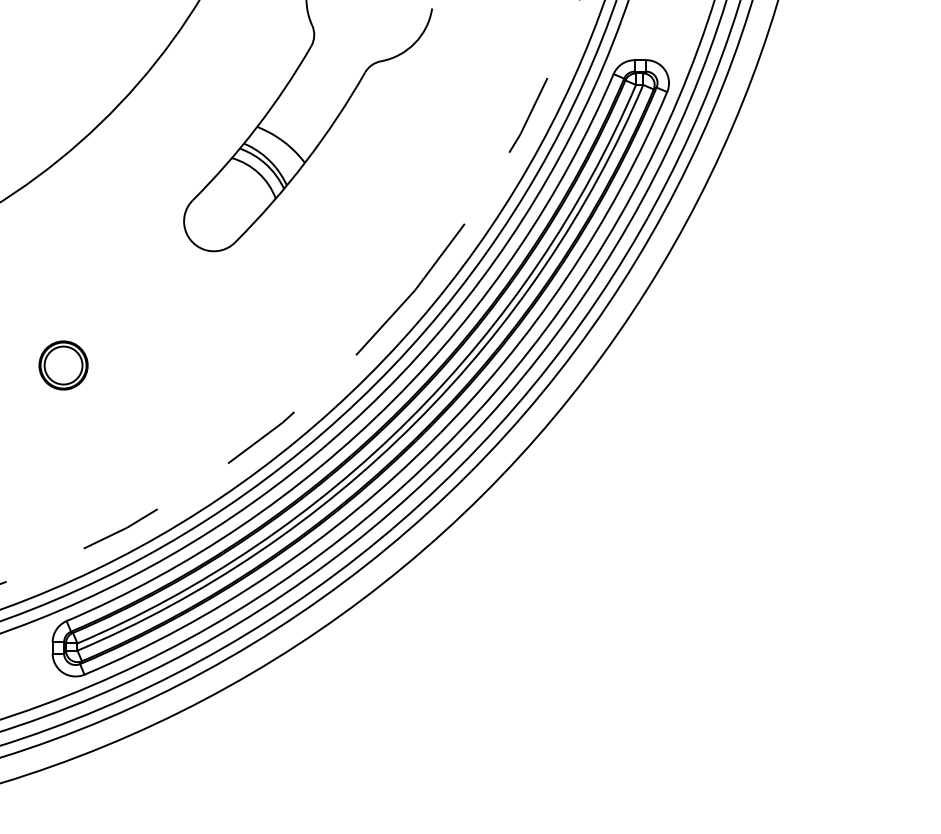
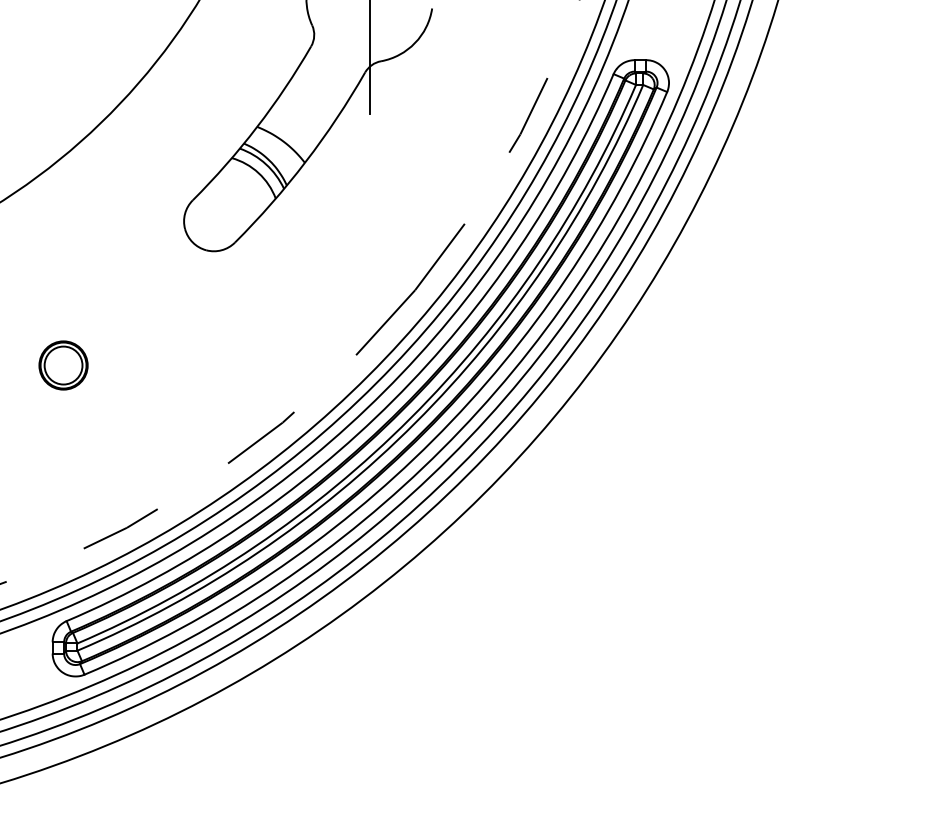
line: none -> present (369, 58)
